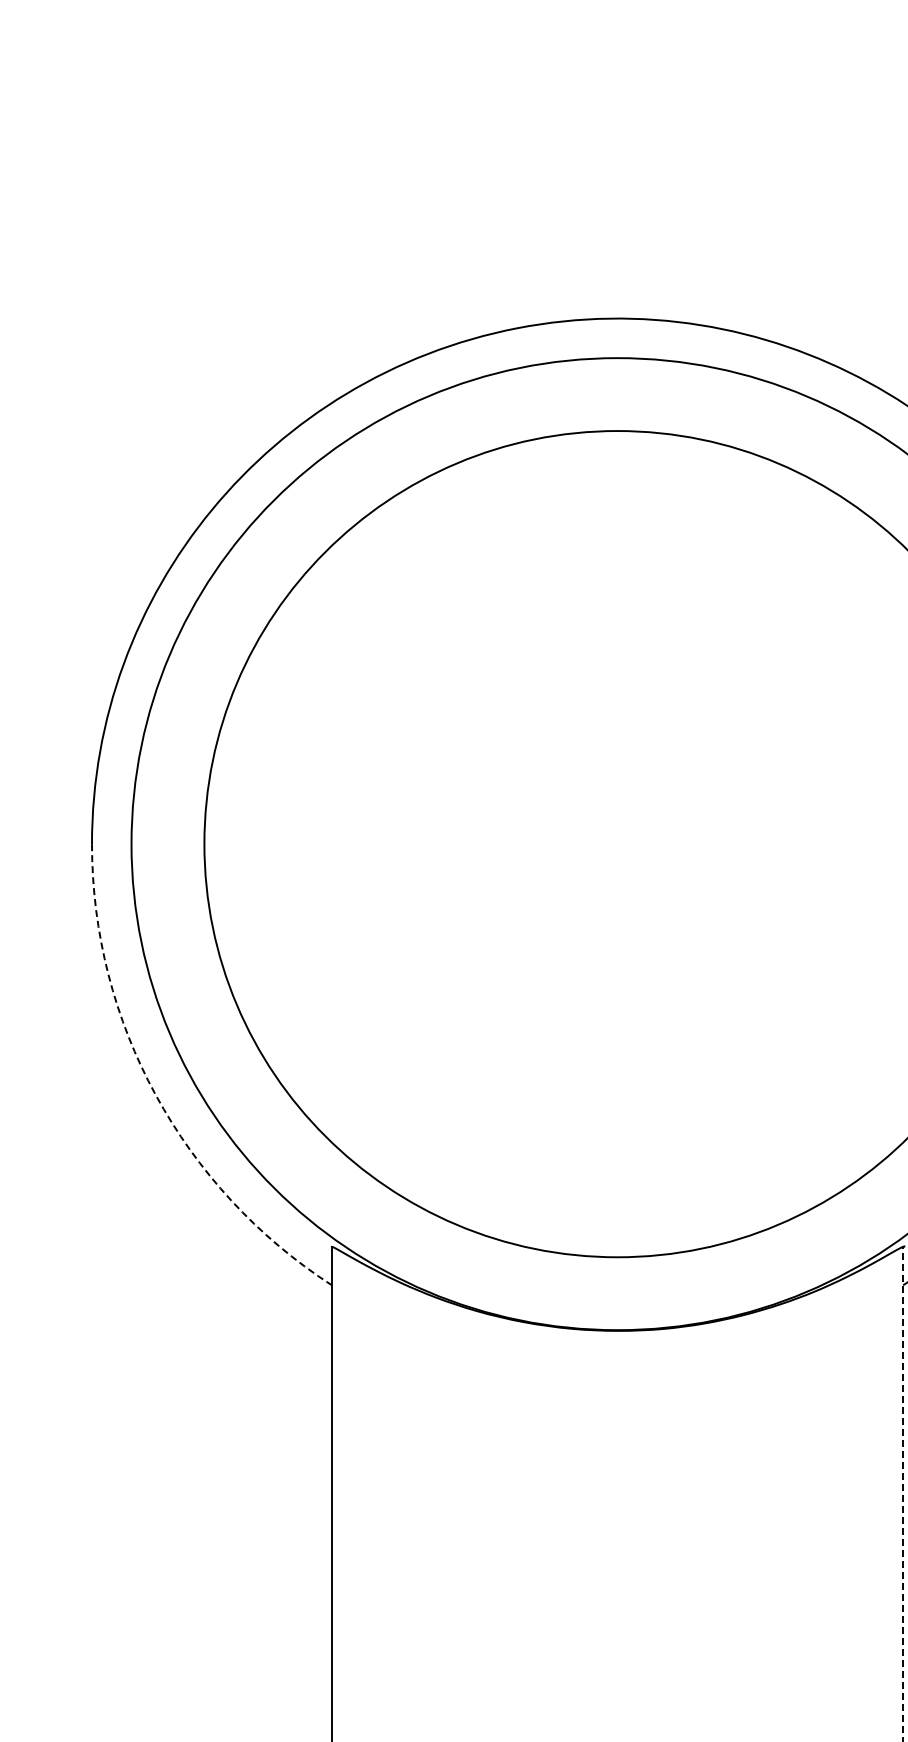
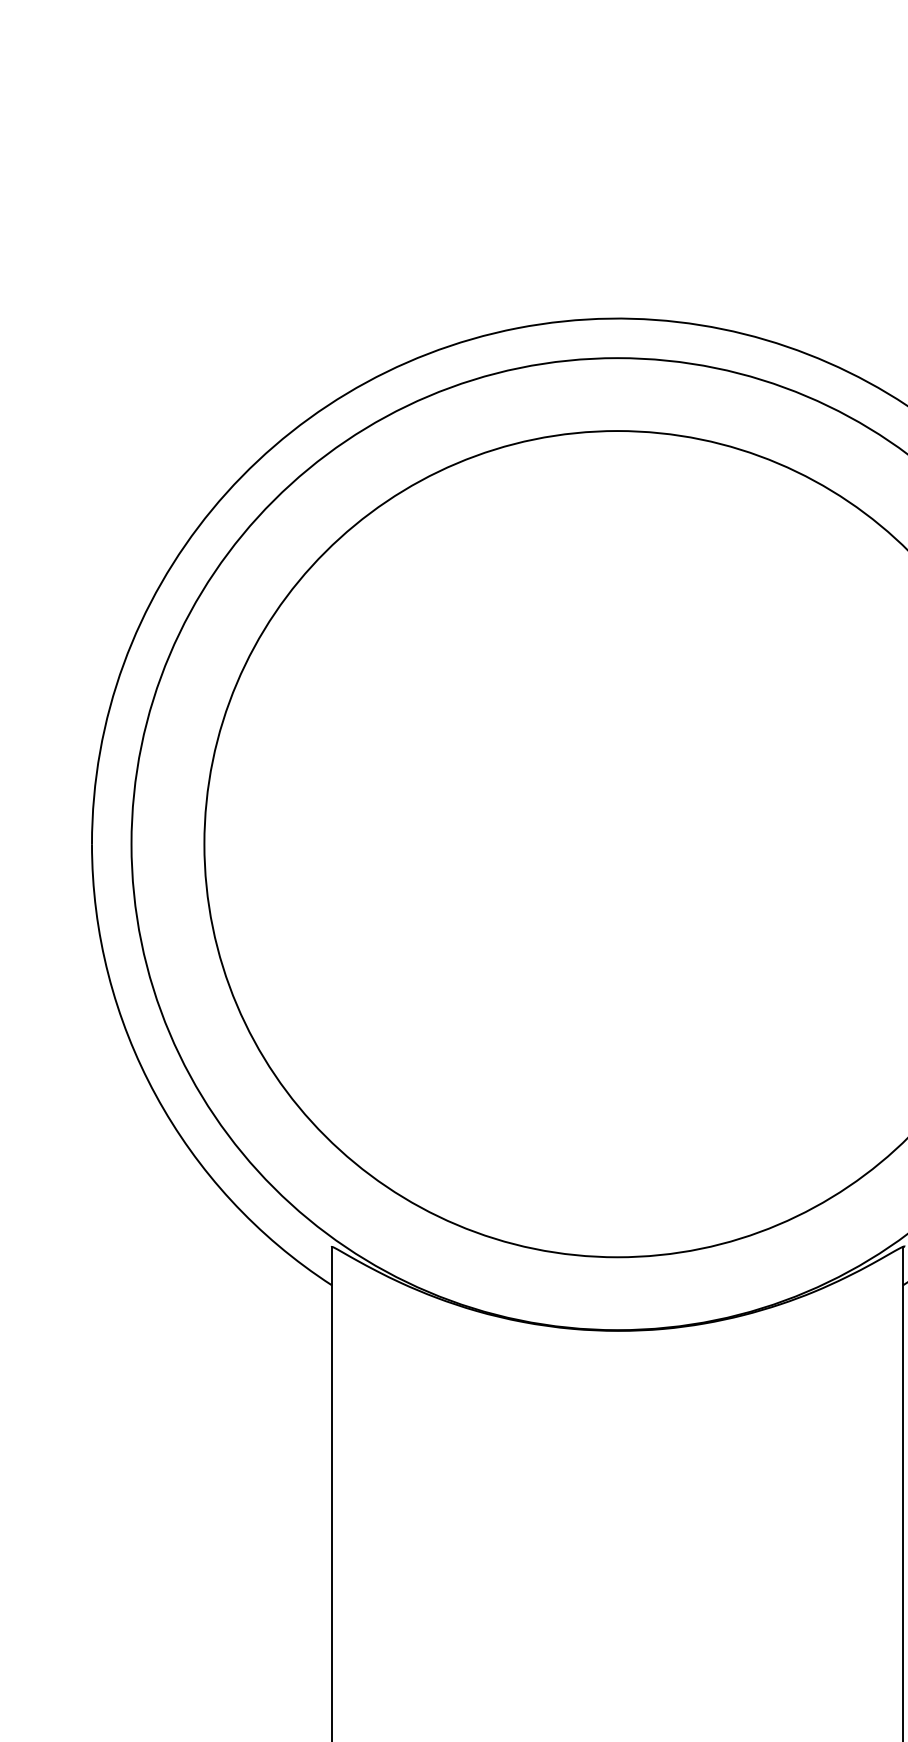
arc: dashed -> solid (155, 1095)
line: dashed -> solid (903, 1493)
